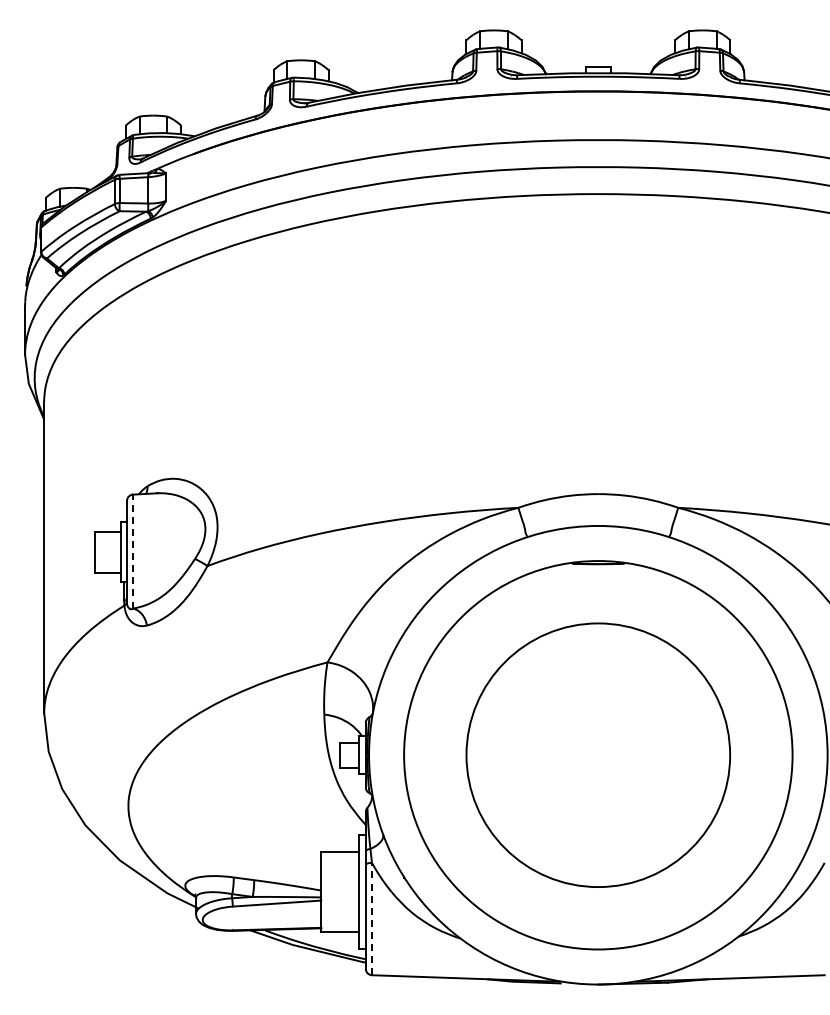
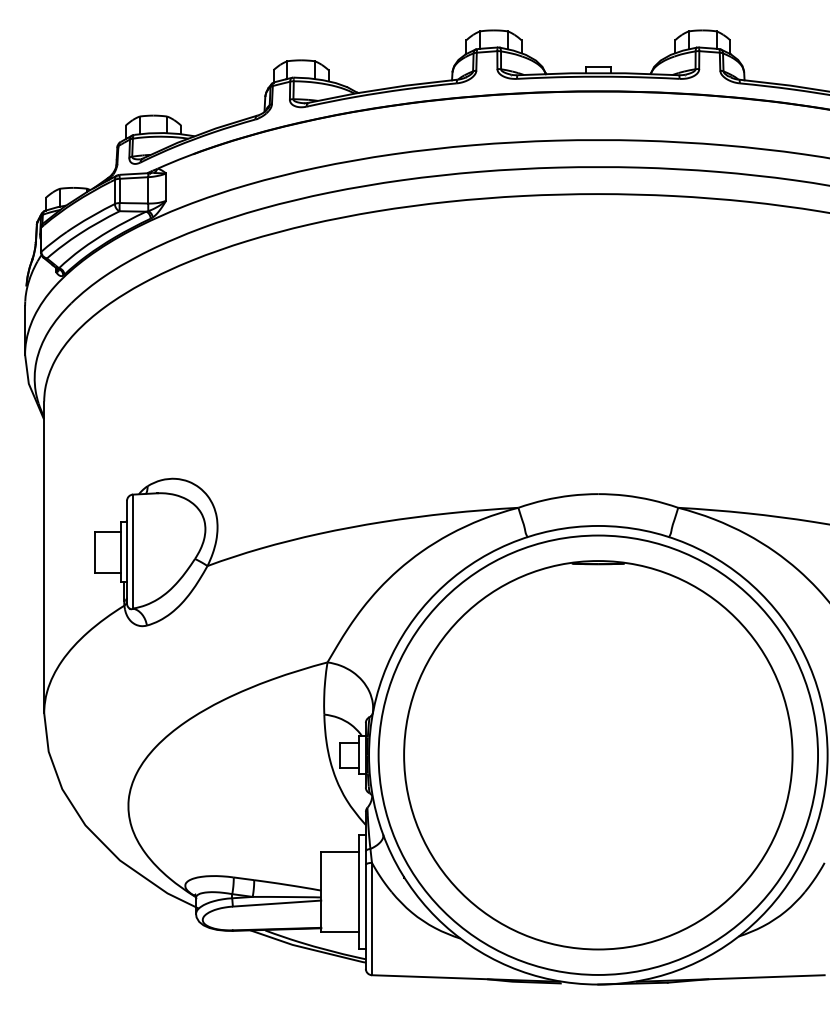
line: dashed -> solid (133, 551)
circle diameter: 264 px -> 439 px (598, 754)
line: dashed -> solid (371, 918)
